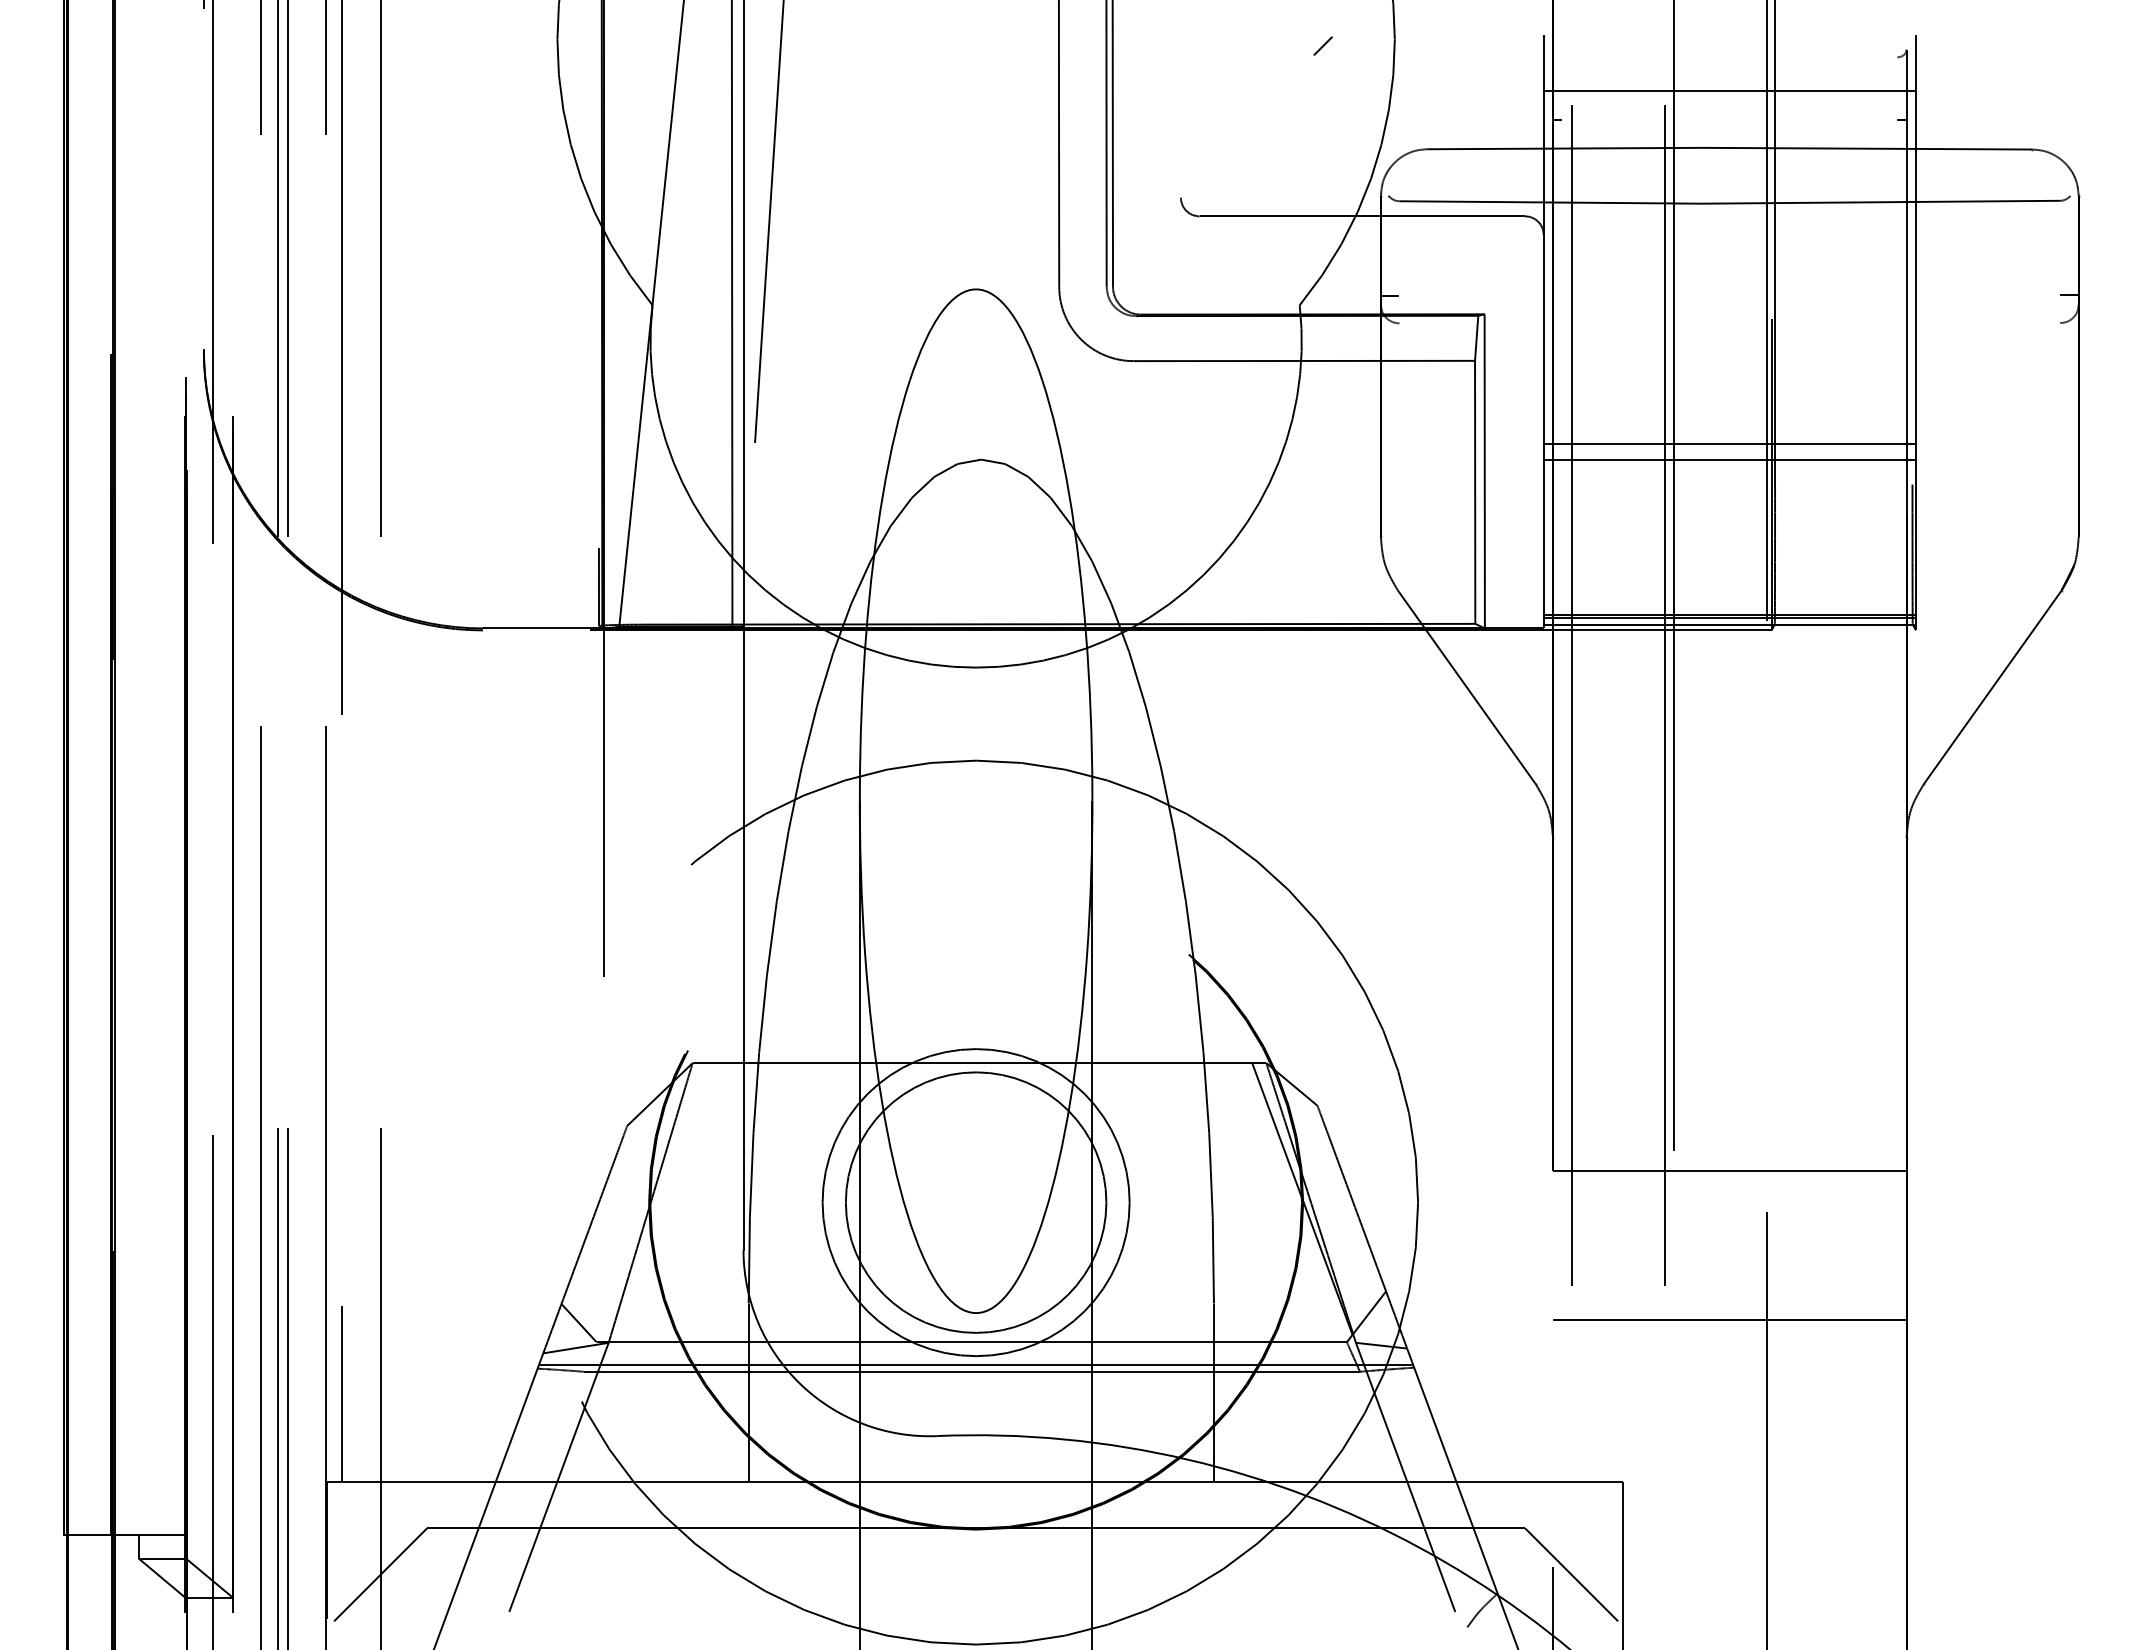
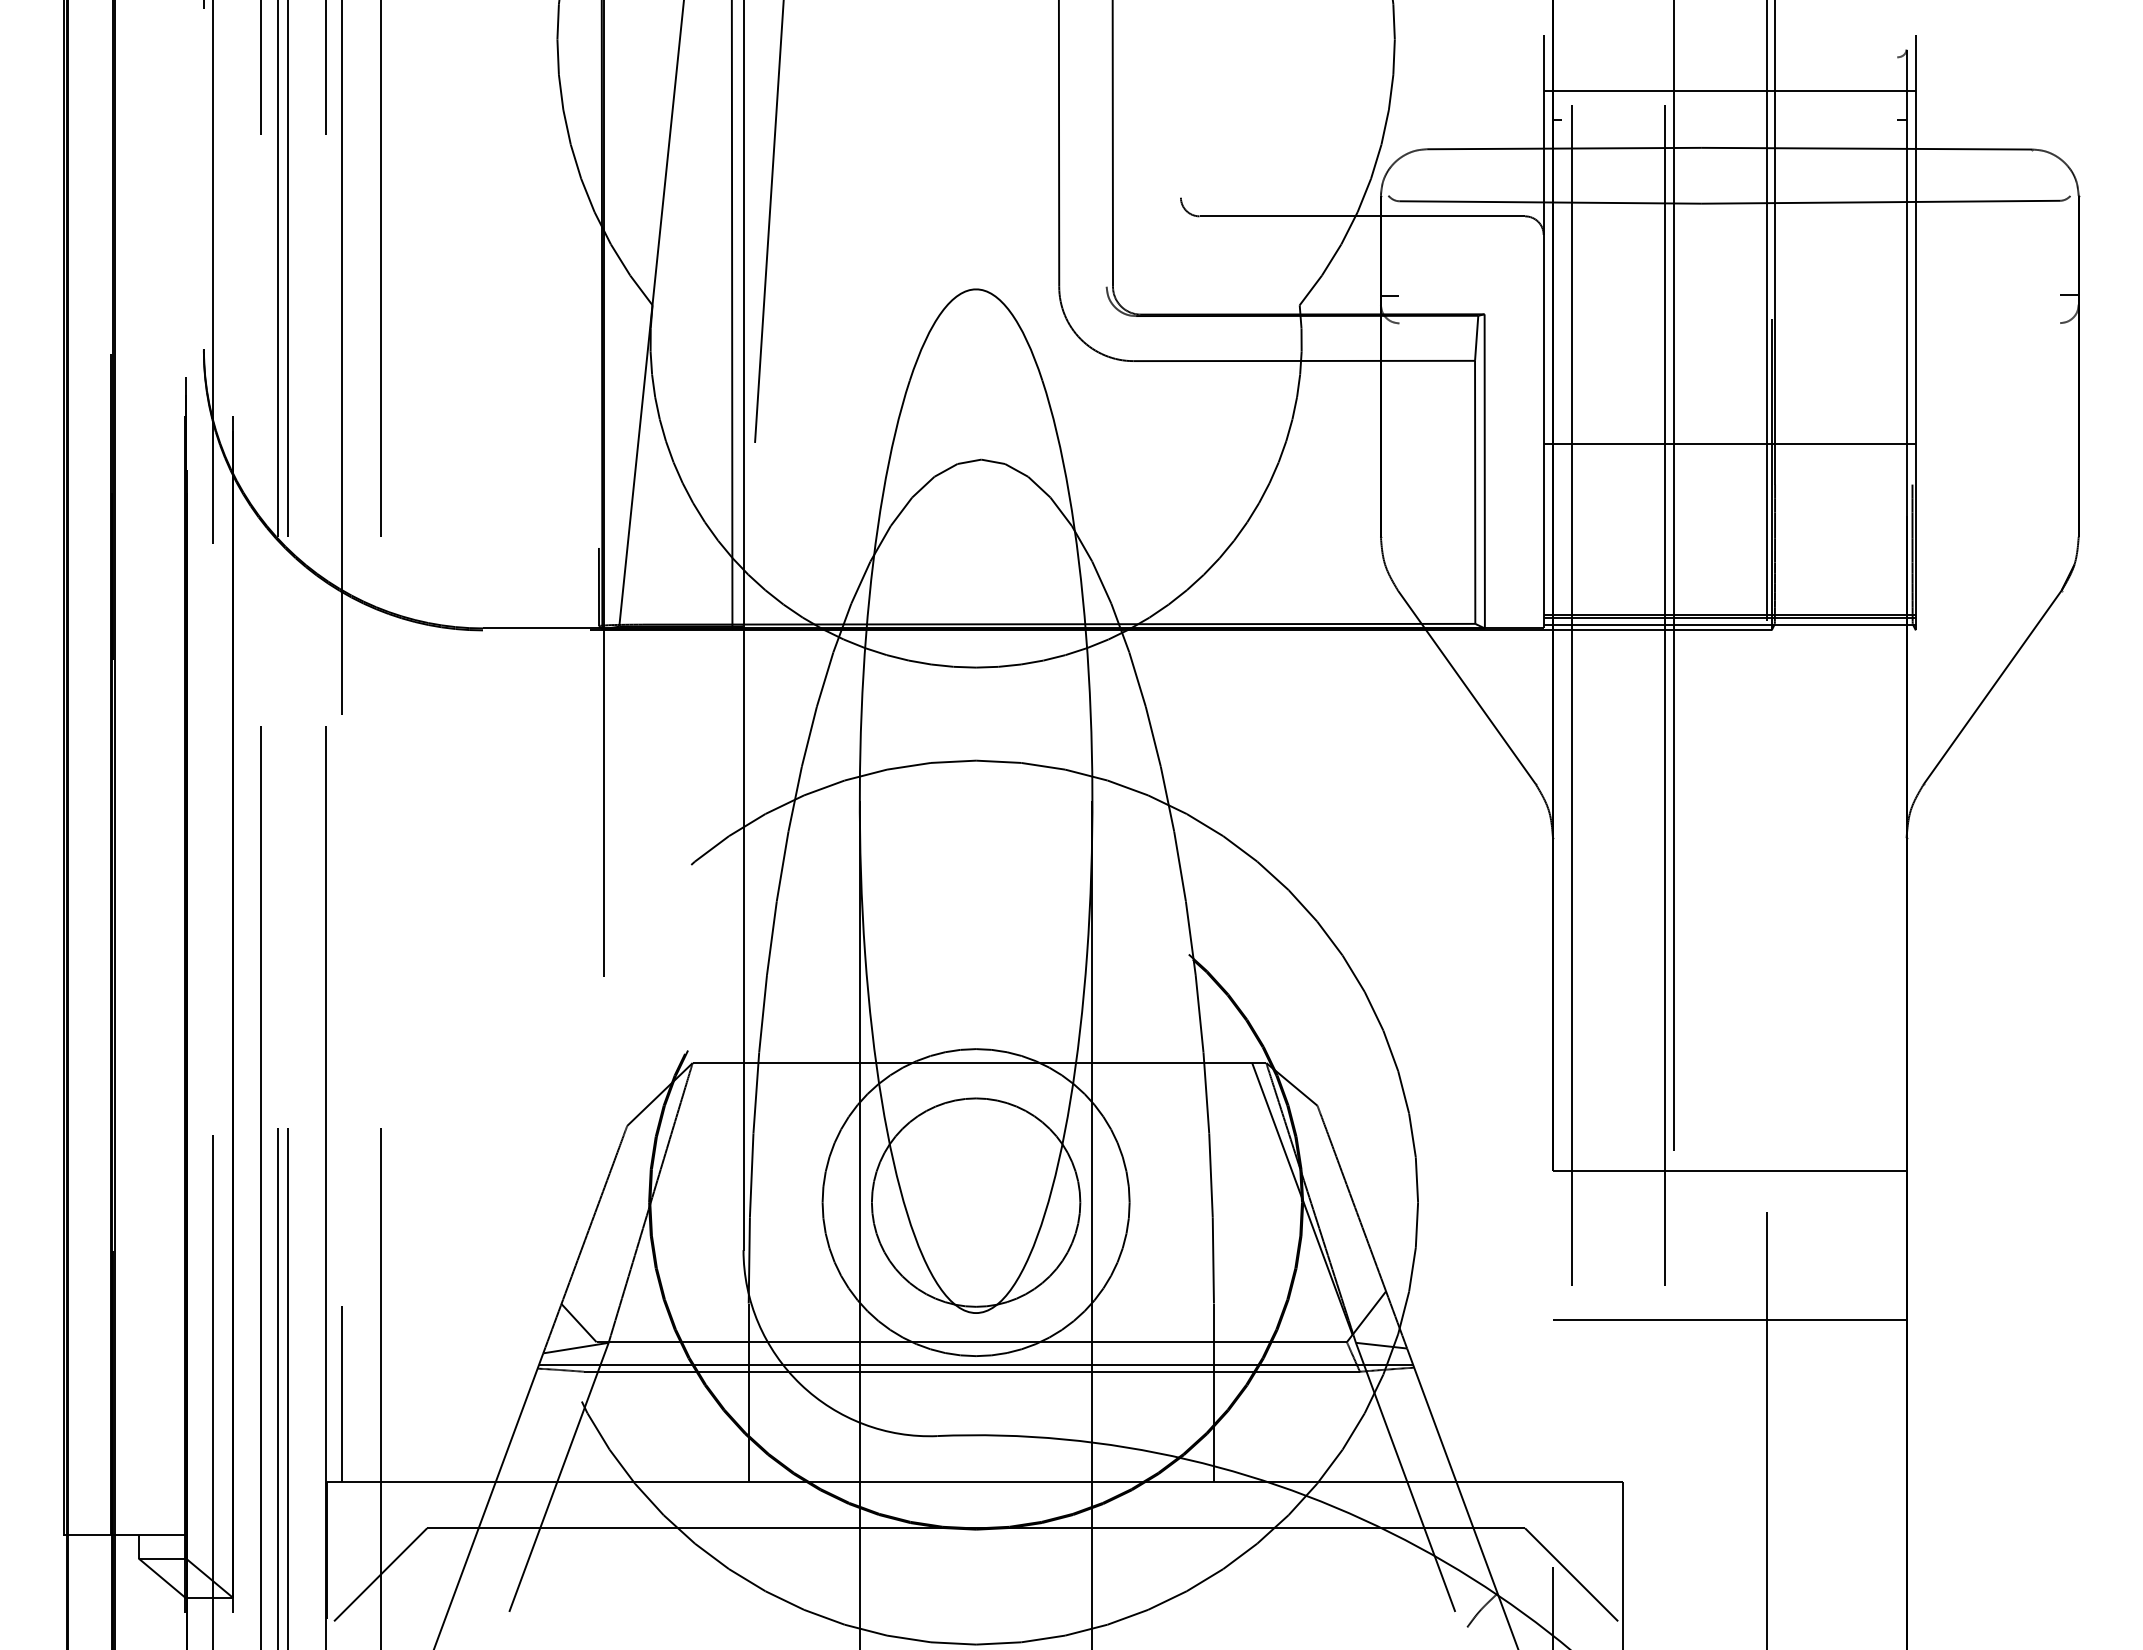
line: present -> none (1322, 45)
line: present -> none (1106, 144)
line: present -> none (1729, 460)
circle diameter: 261 px -> 208 px (975, 1202)
